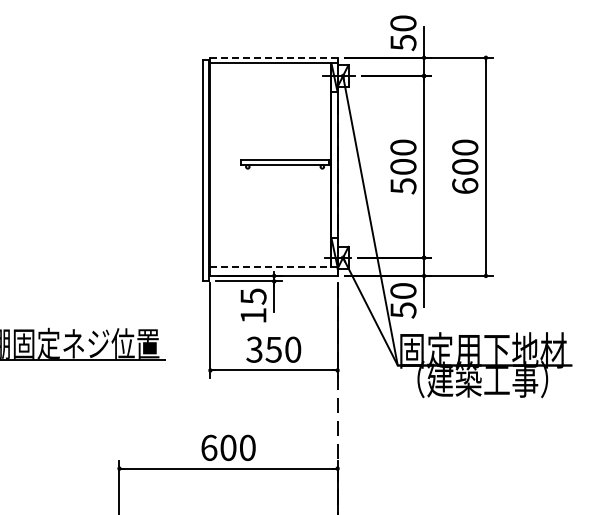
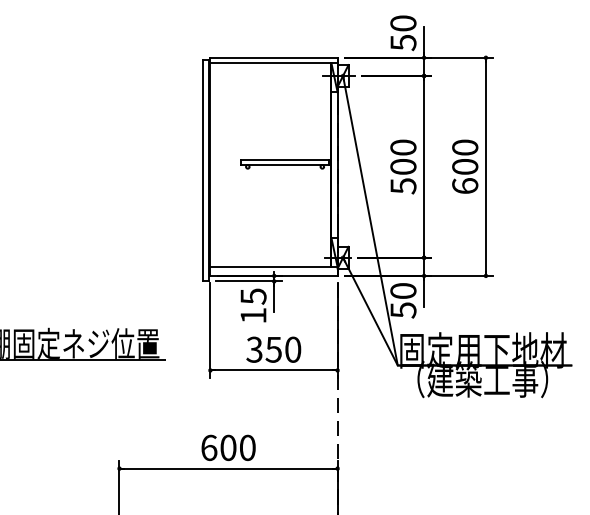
line: dashed -> solid (274, 57)
line: dashed -> solid (274, 267)
